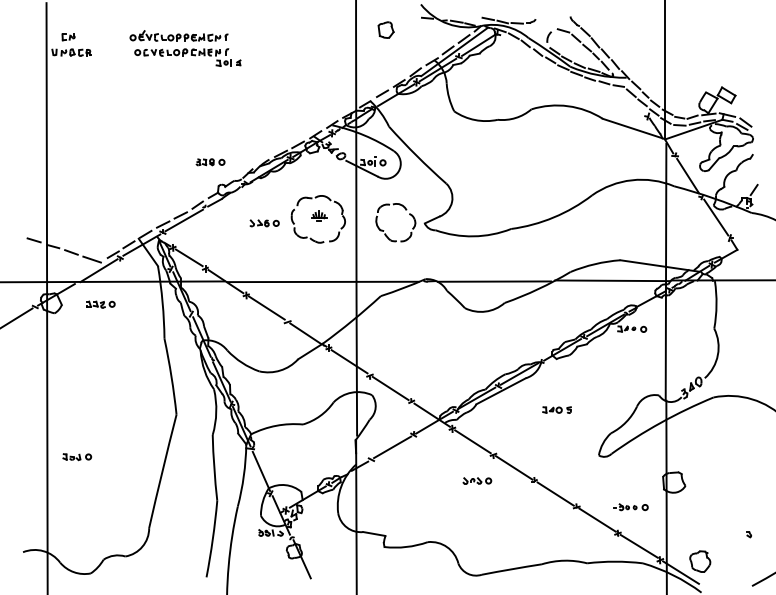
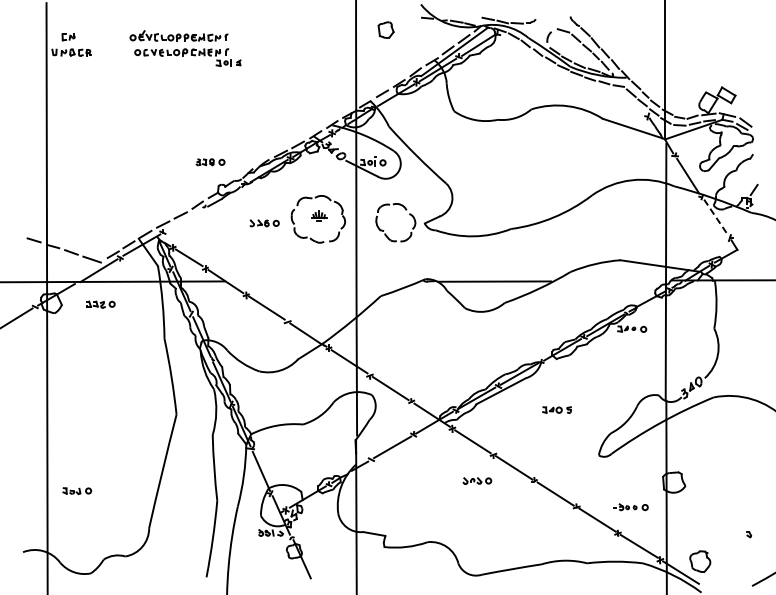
line: solid -> dashed (716, 217)
line: present -> none (183, 220)
line: present -> none (612, 280)
line: present -> none (322, 281)
part position: (77, 457) -> (77, 491) (77, 491)
